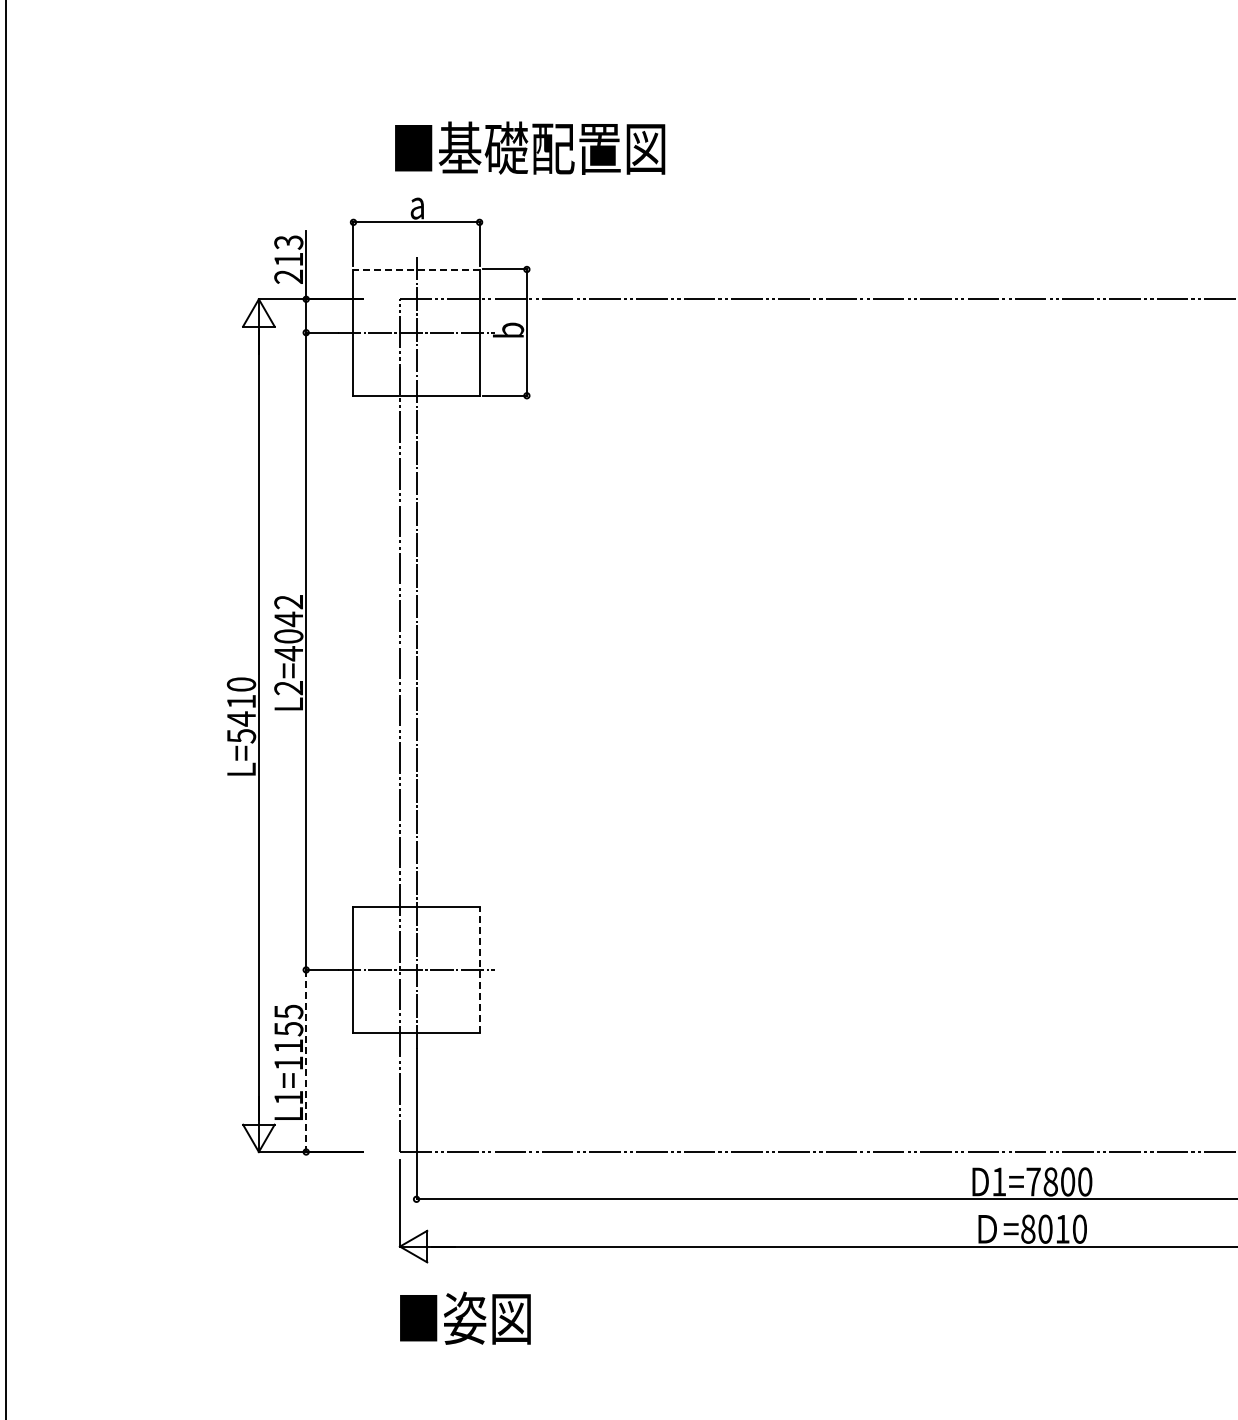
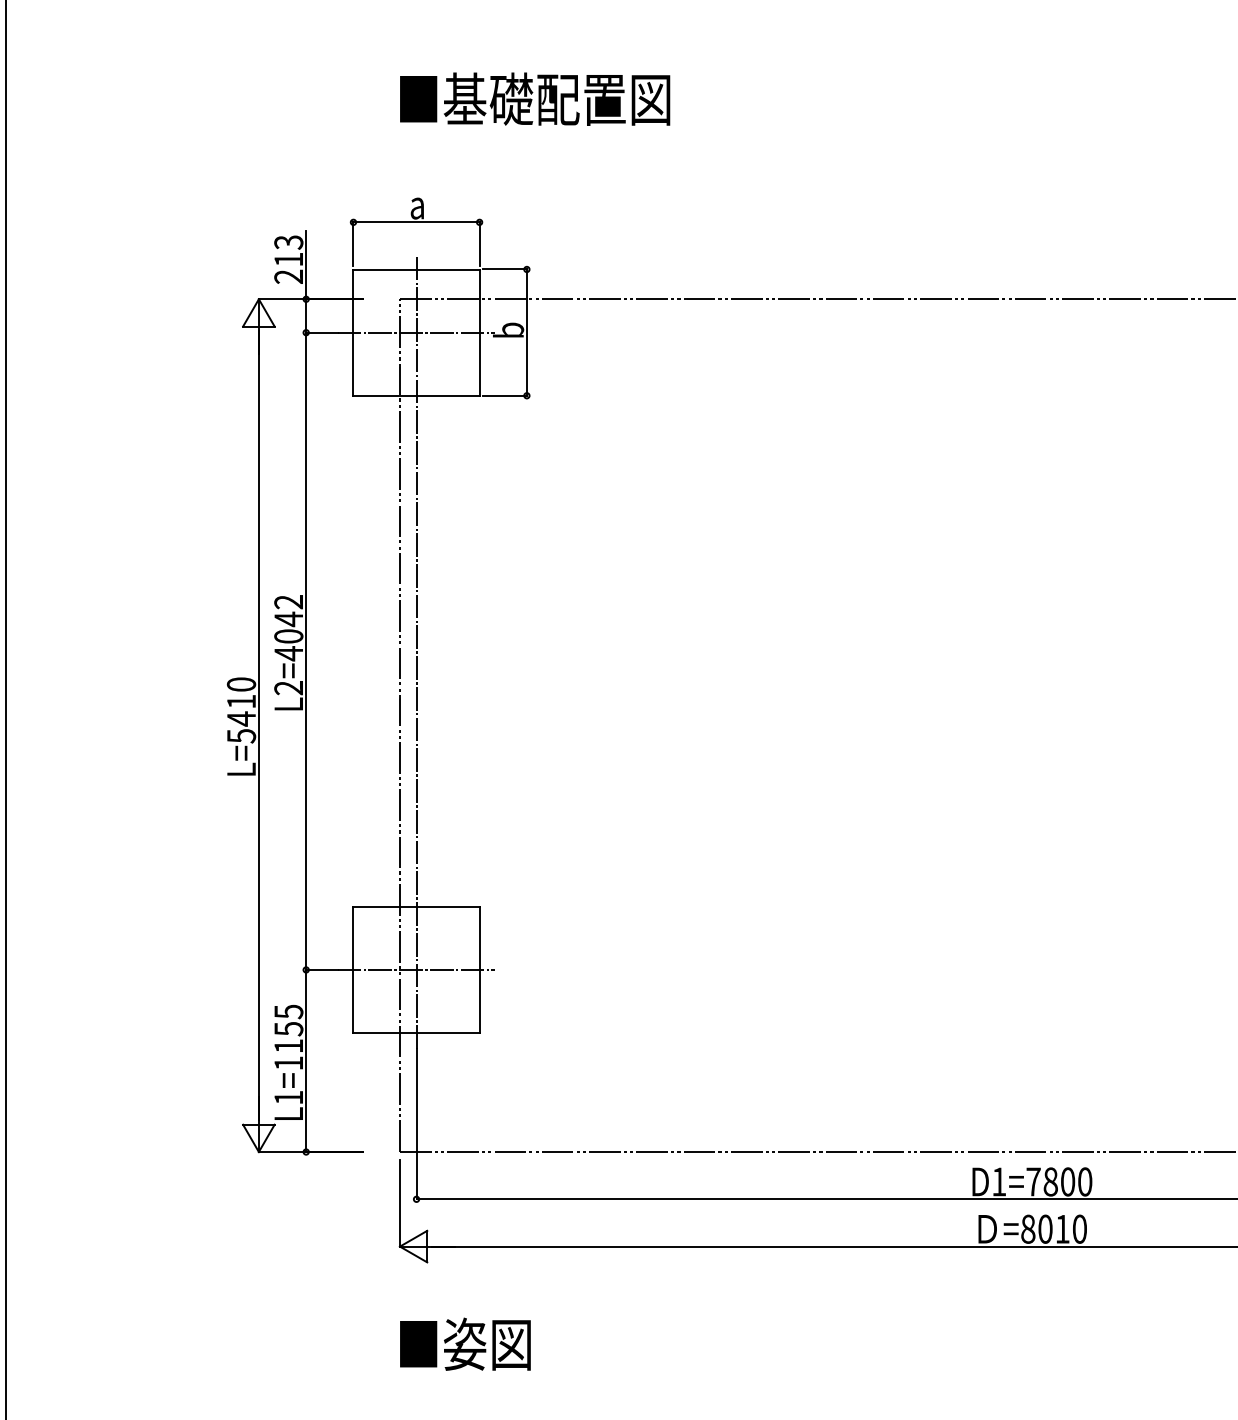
text position: (530, 147) -> (535, 98) (535, 98)
line: dashed -> solid (416, 269)
line: dashed -> solid (479, 969)
line: dashed -> solid (306, 1061)
text position: (465, 1317) -> (465, 1343) (465, 1343)
